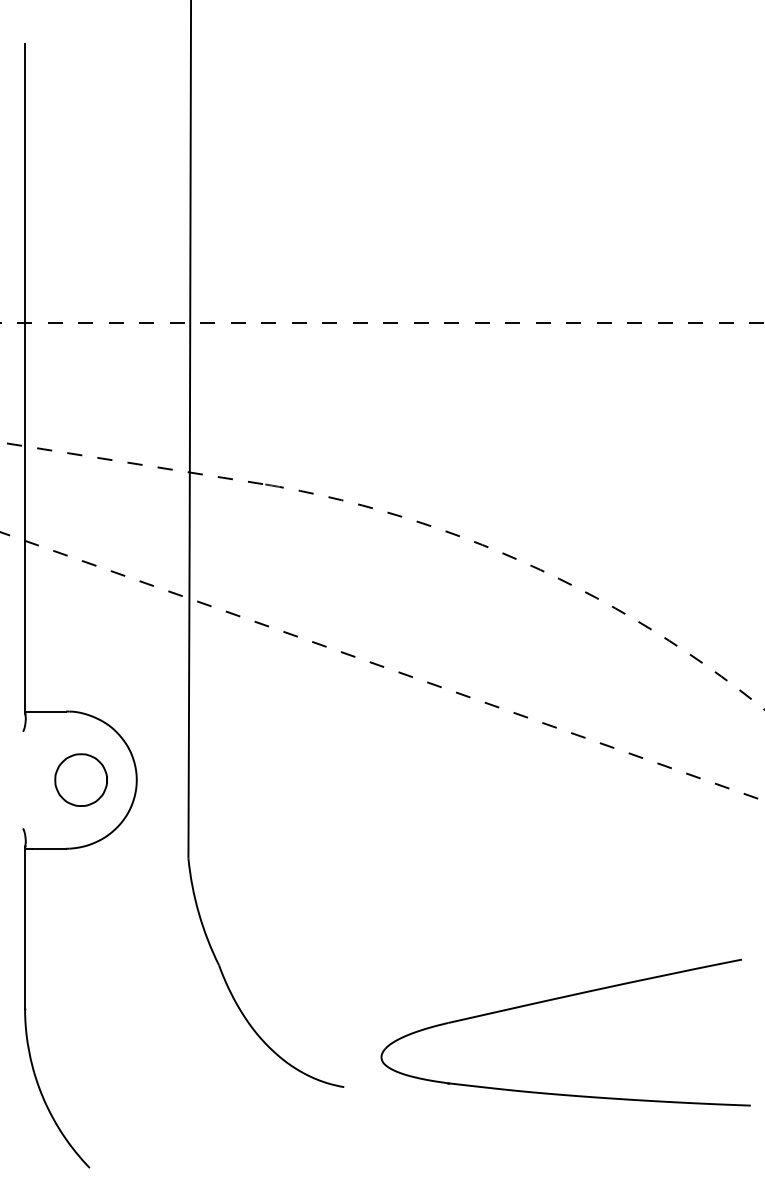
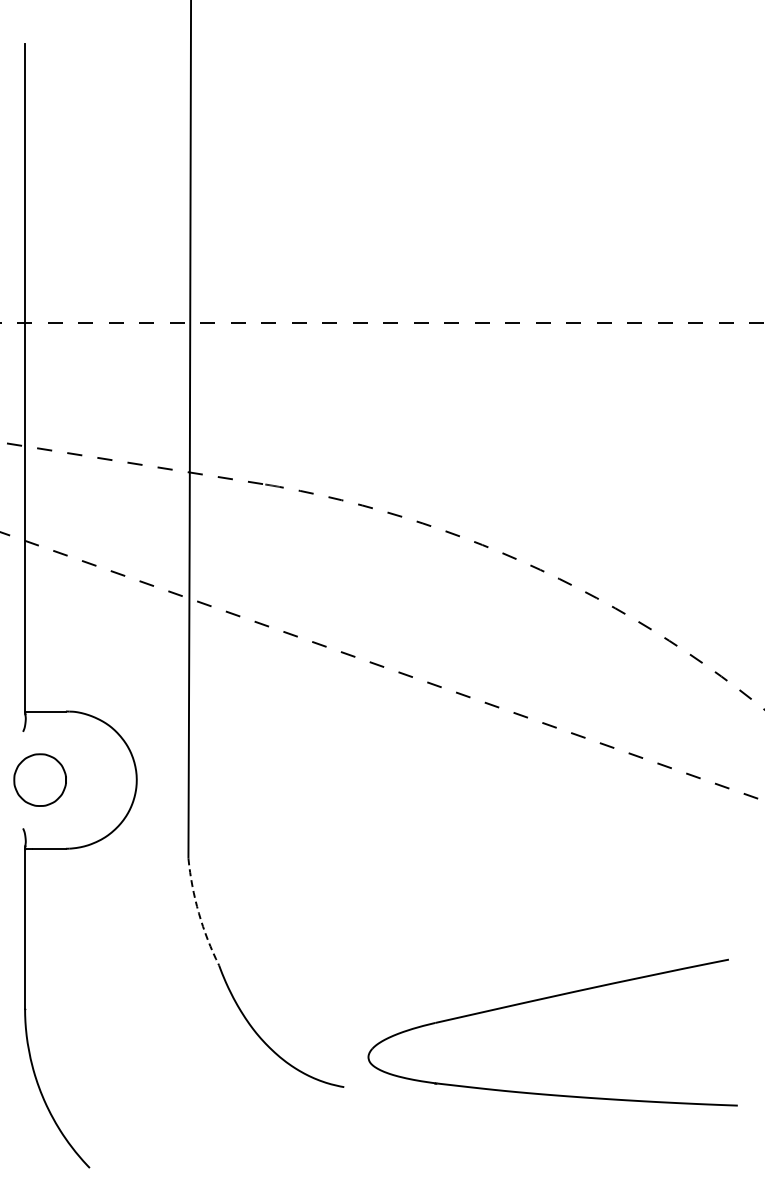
curve position: (59, 768) -> (18, 768) (18, 768)
arc: solid -> dashed (198, 913)
part position: (558, 999) -> (545, 999) (545, 999)
